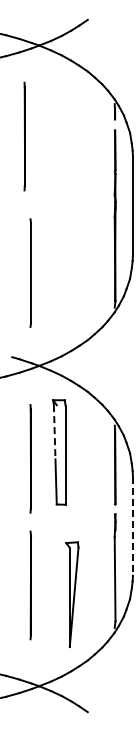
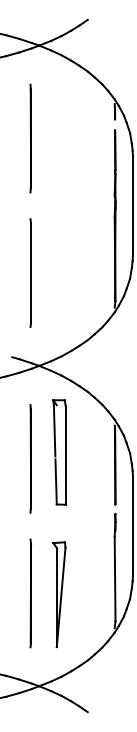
line position: (24, 136) -> (30, 138) (30, 138)
line: dashed -> solid (54, 430)
line: dashed -> solid (132, 526)
line position: (30, 585) -> (30, 593) (30, 593)
part position: (72, 594) -> (59, 594) (59, 594)
